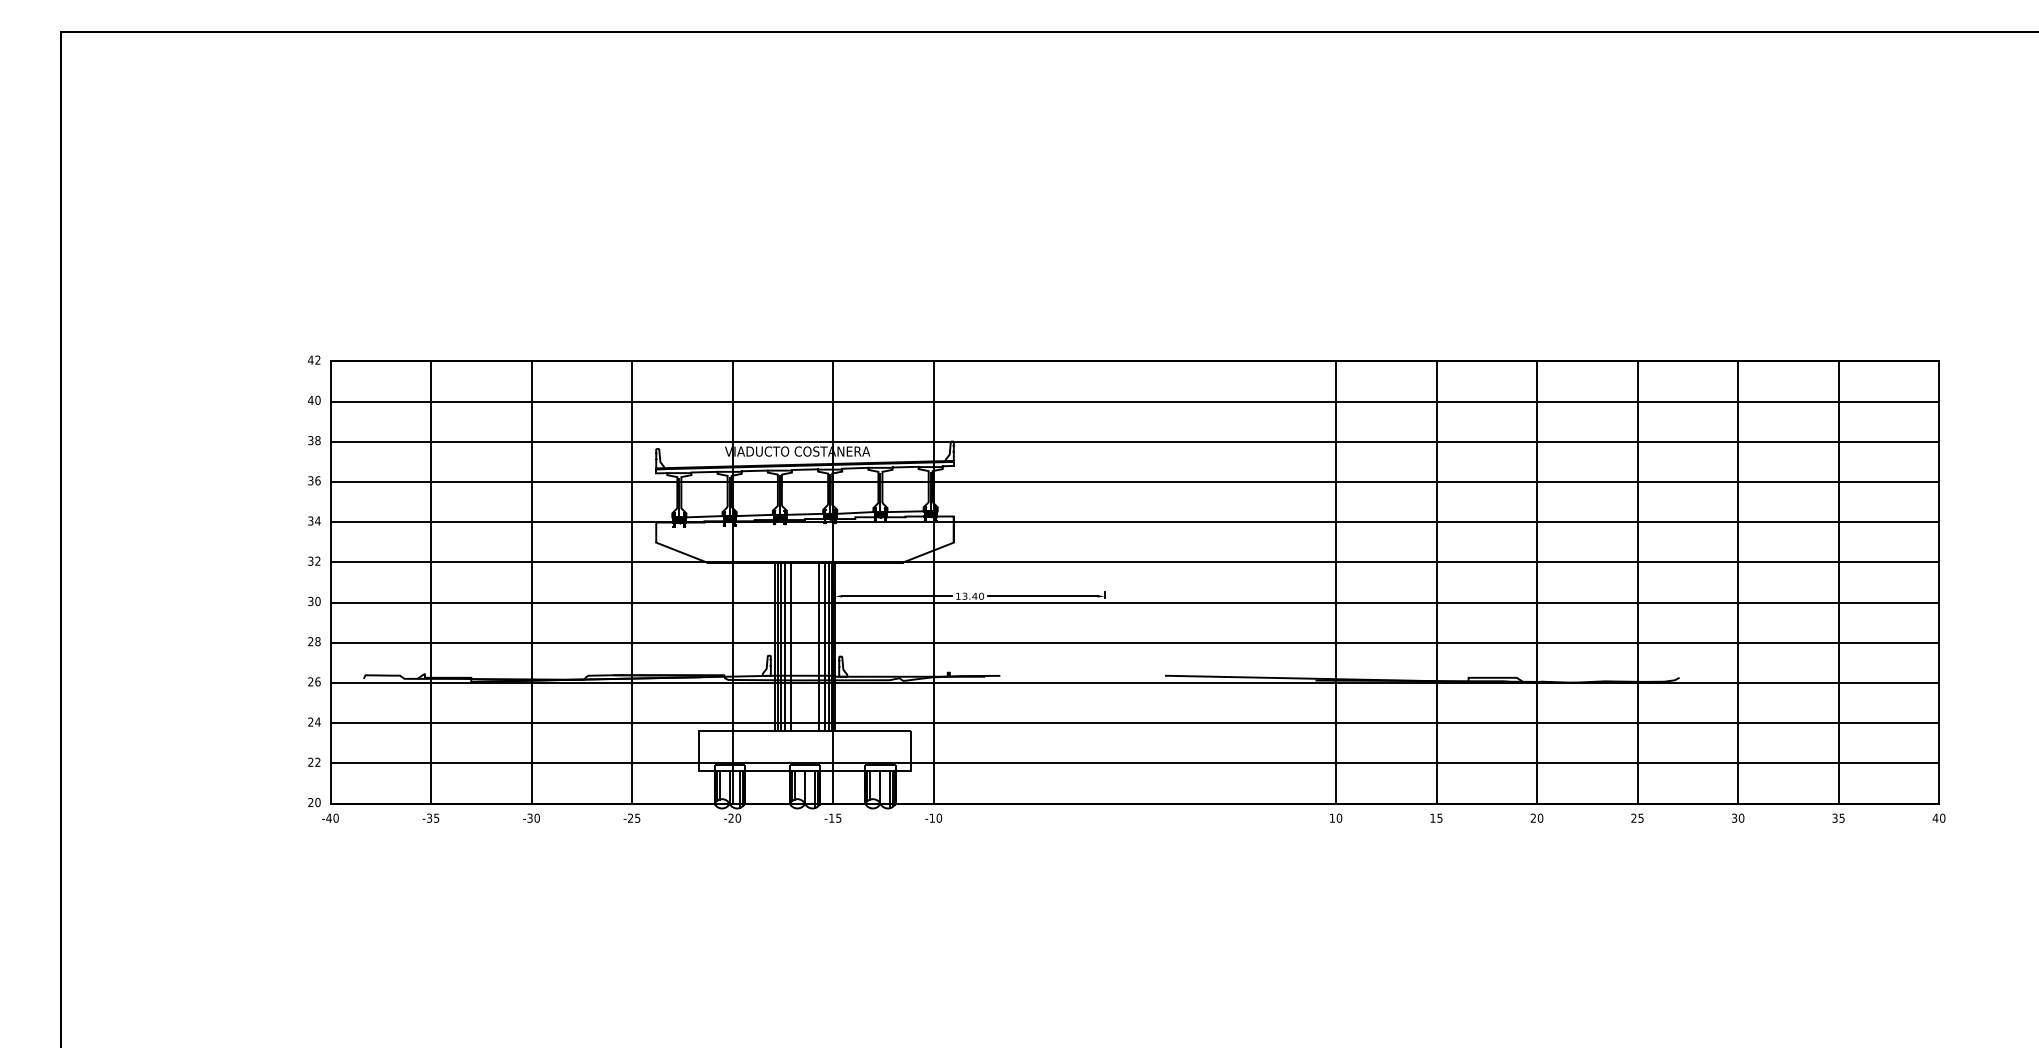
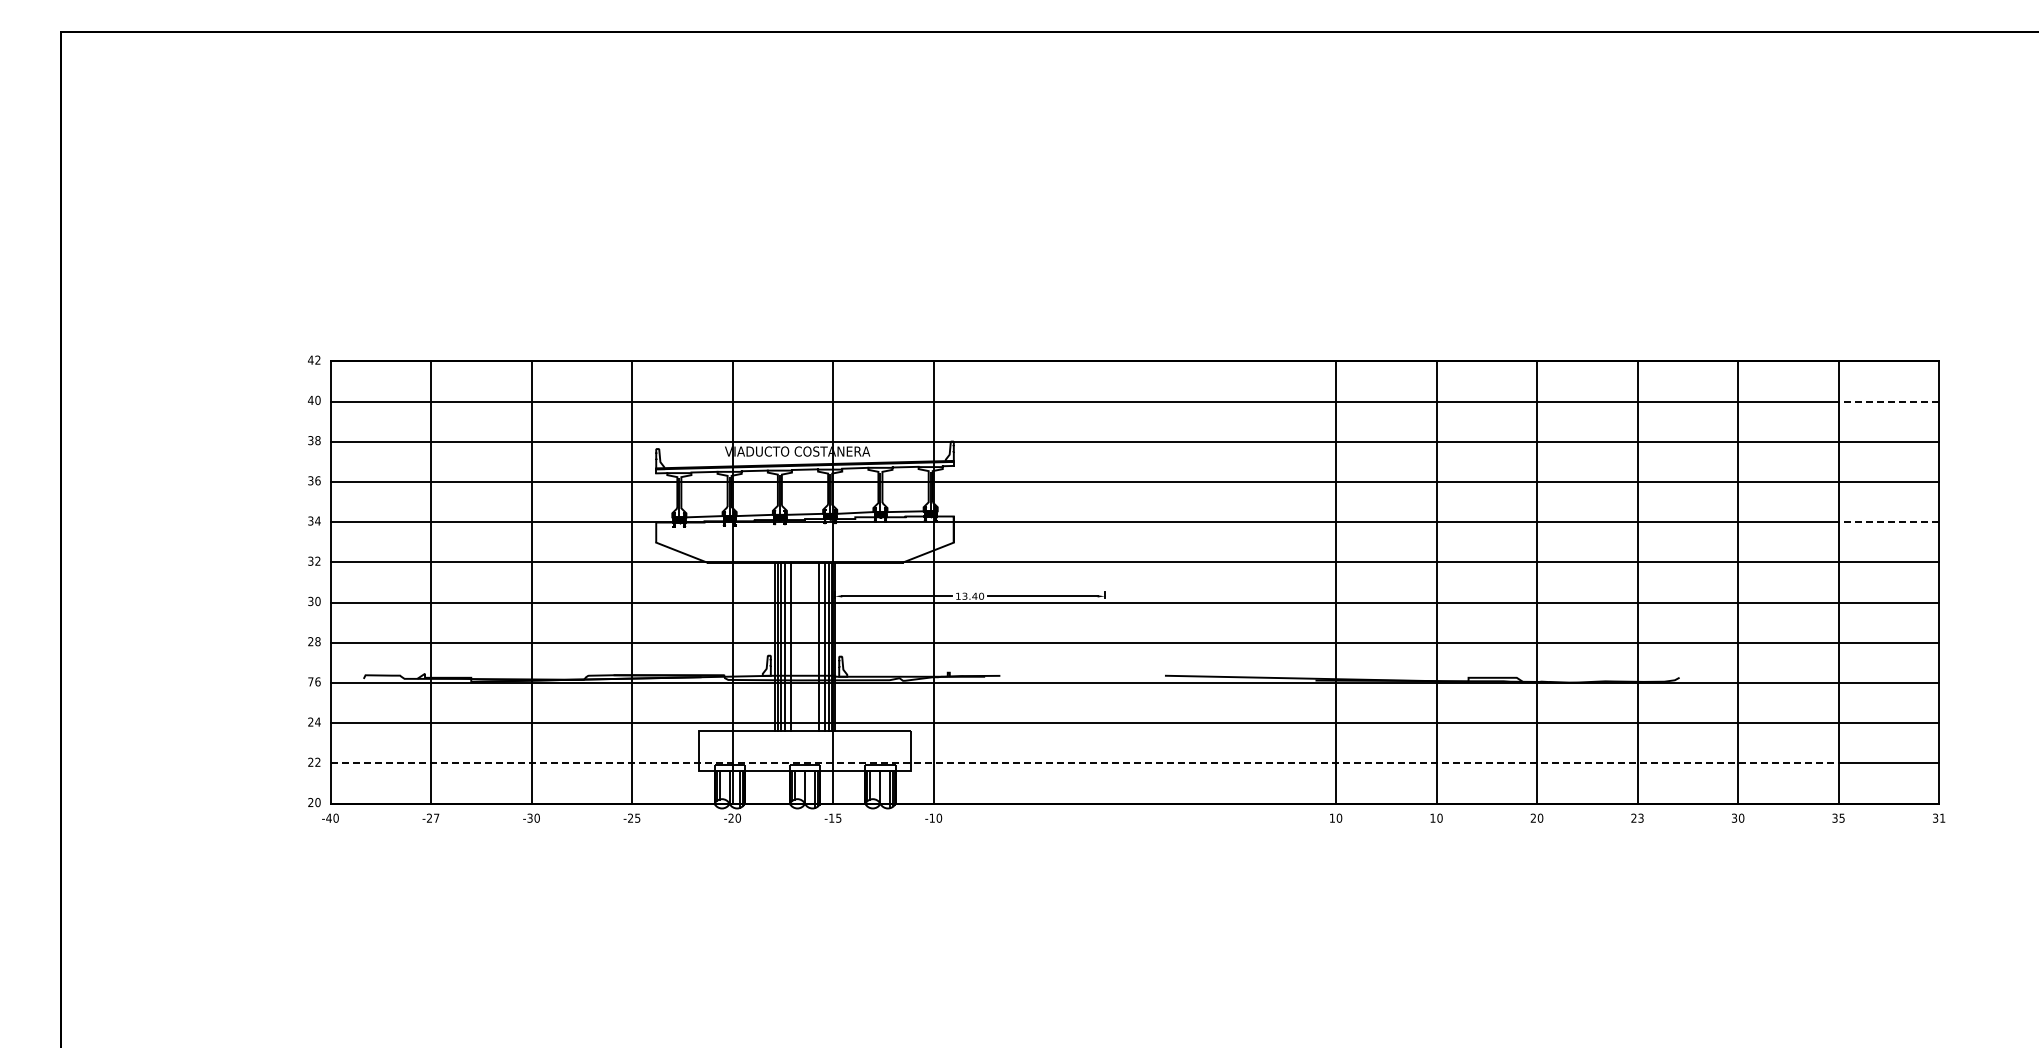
line: solid -> dashed (1888, 401)
line: solid -> dashed (1888, 522)
text: 26 -> 76 (310, 681)
line: solid -> dashed (1085, 763)
text: 15 -> 10 (1439, 817)
text: 25 -> 23 (1640, 817)
text: 40 -> 31 (1938, 817)
text: -35 -> -27 (433, 818)
